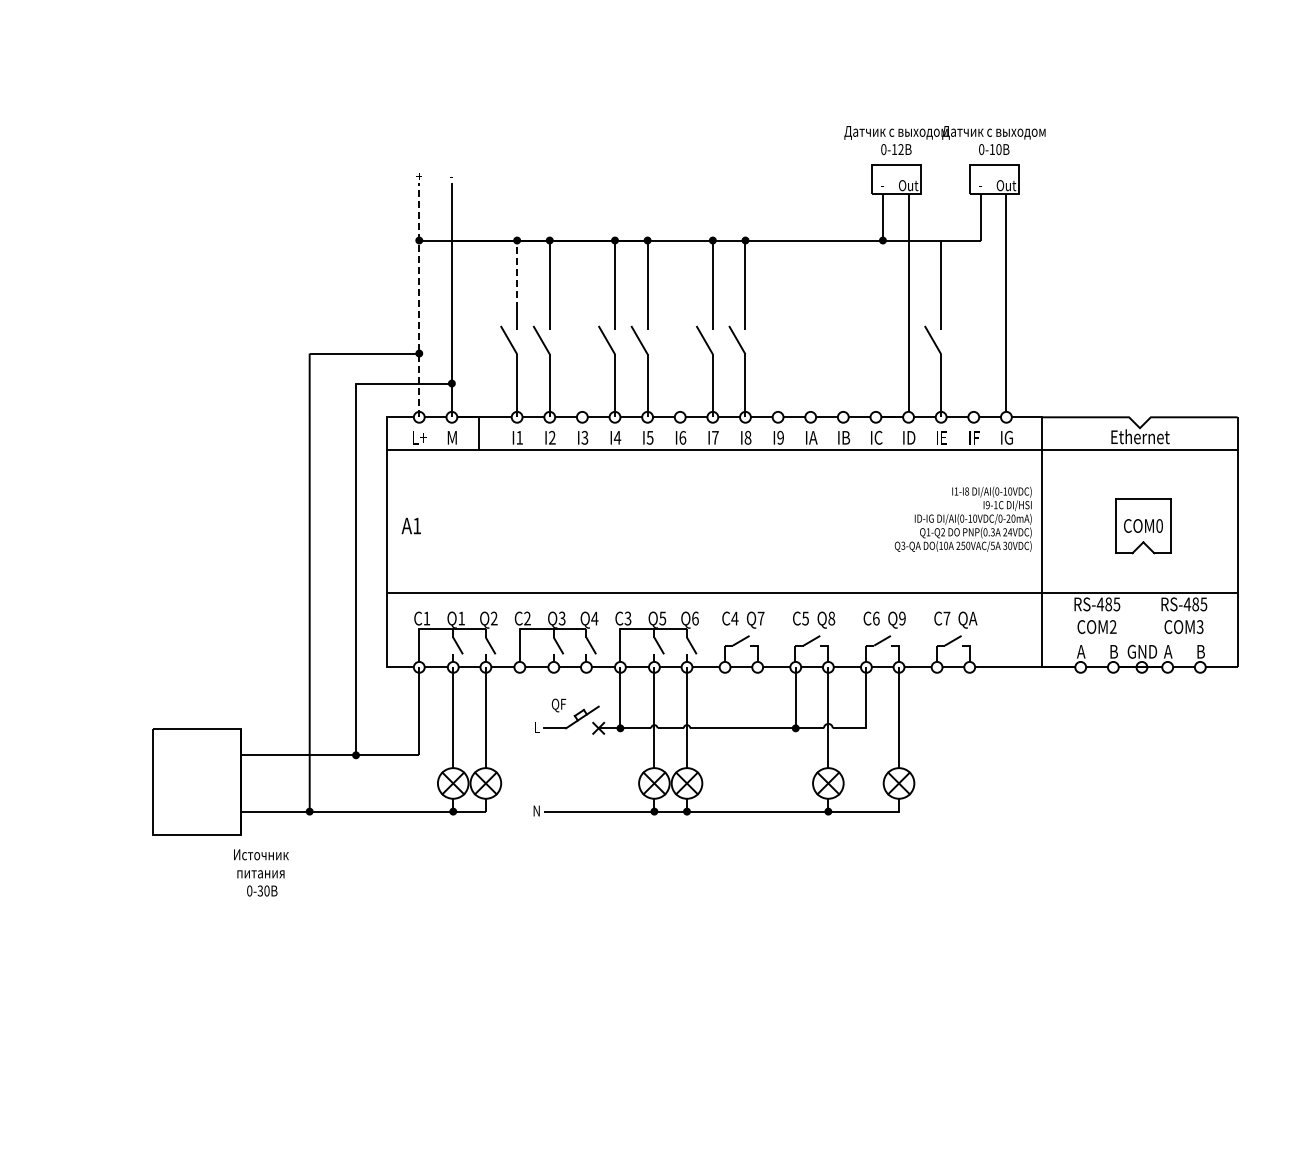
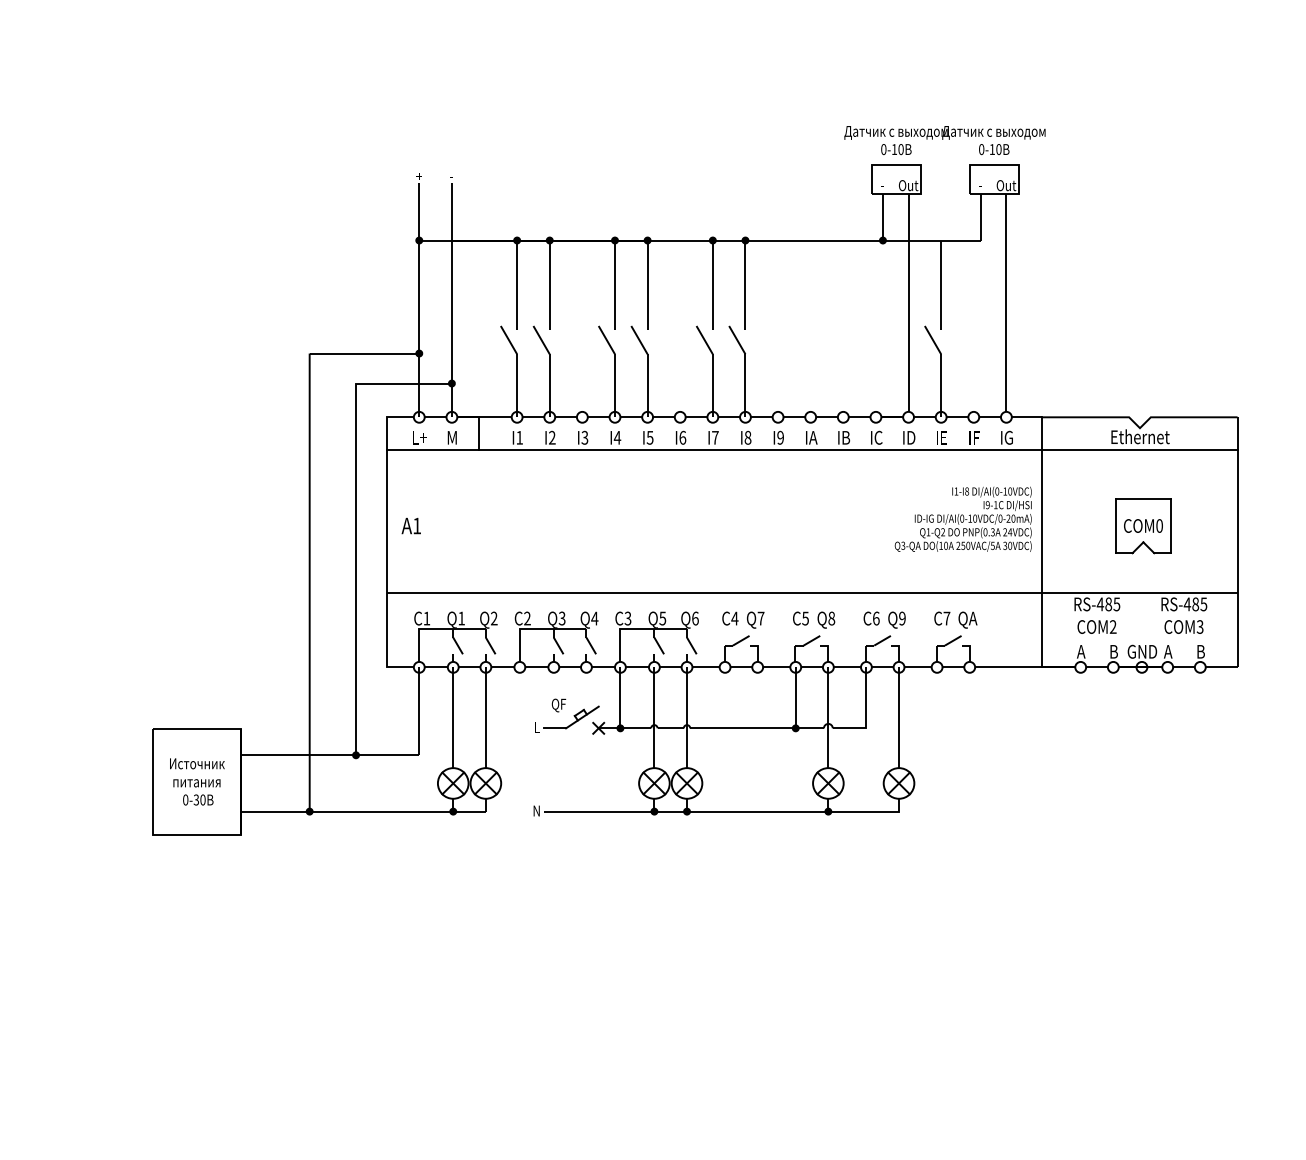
text: 0-12 -> 0-10 (900, 149)
line: dashed -> solid (517, 274)
line: dashed -> solid (419, 299)
text position: (261, 872) -> (197, 781) (197, 781)
